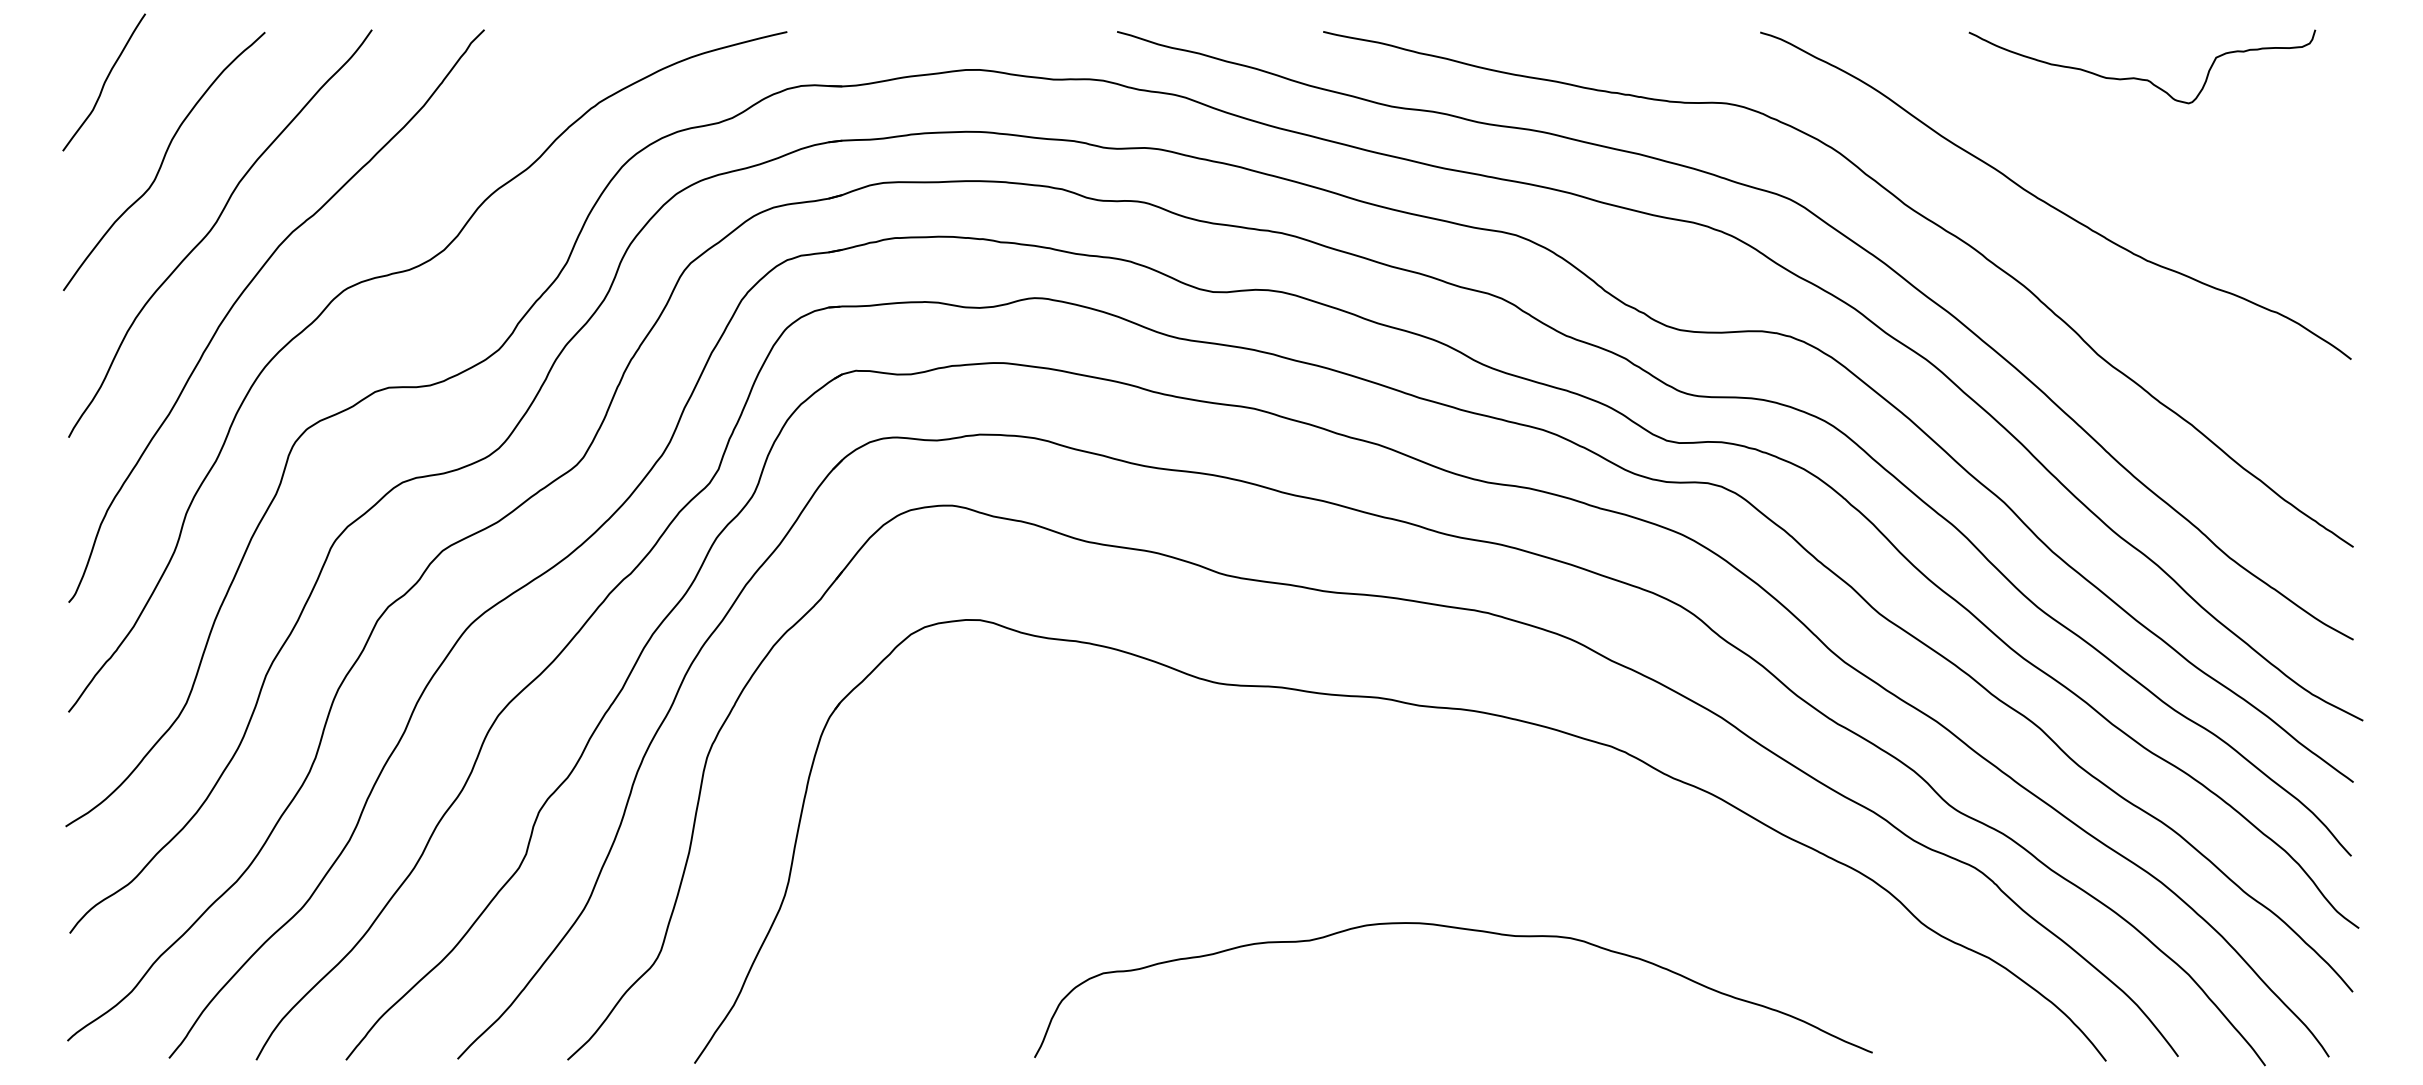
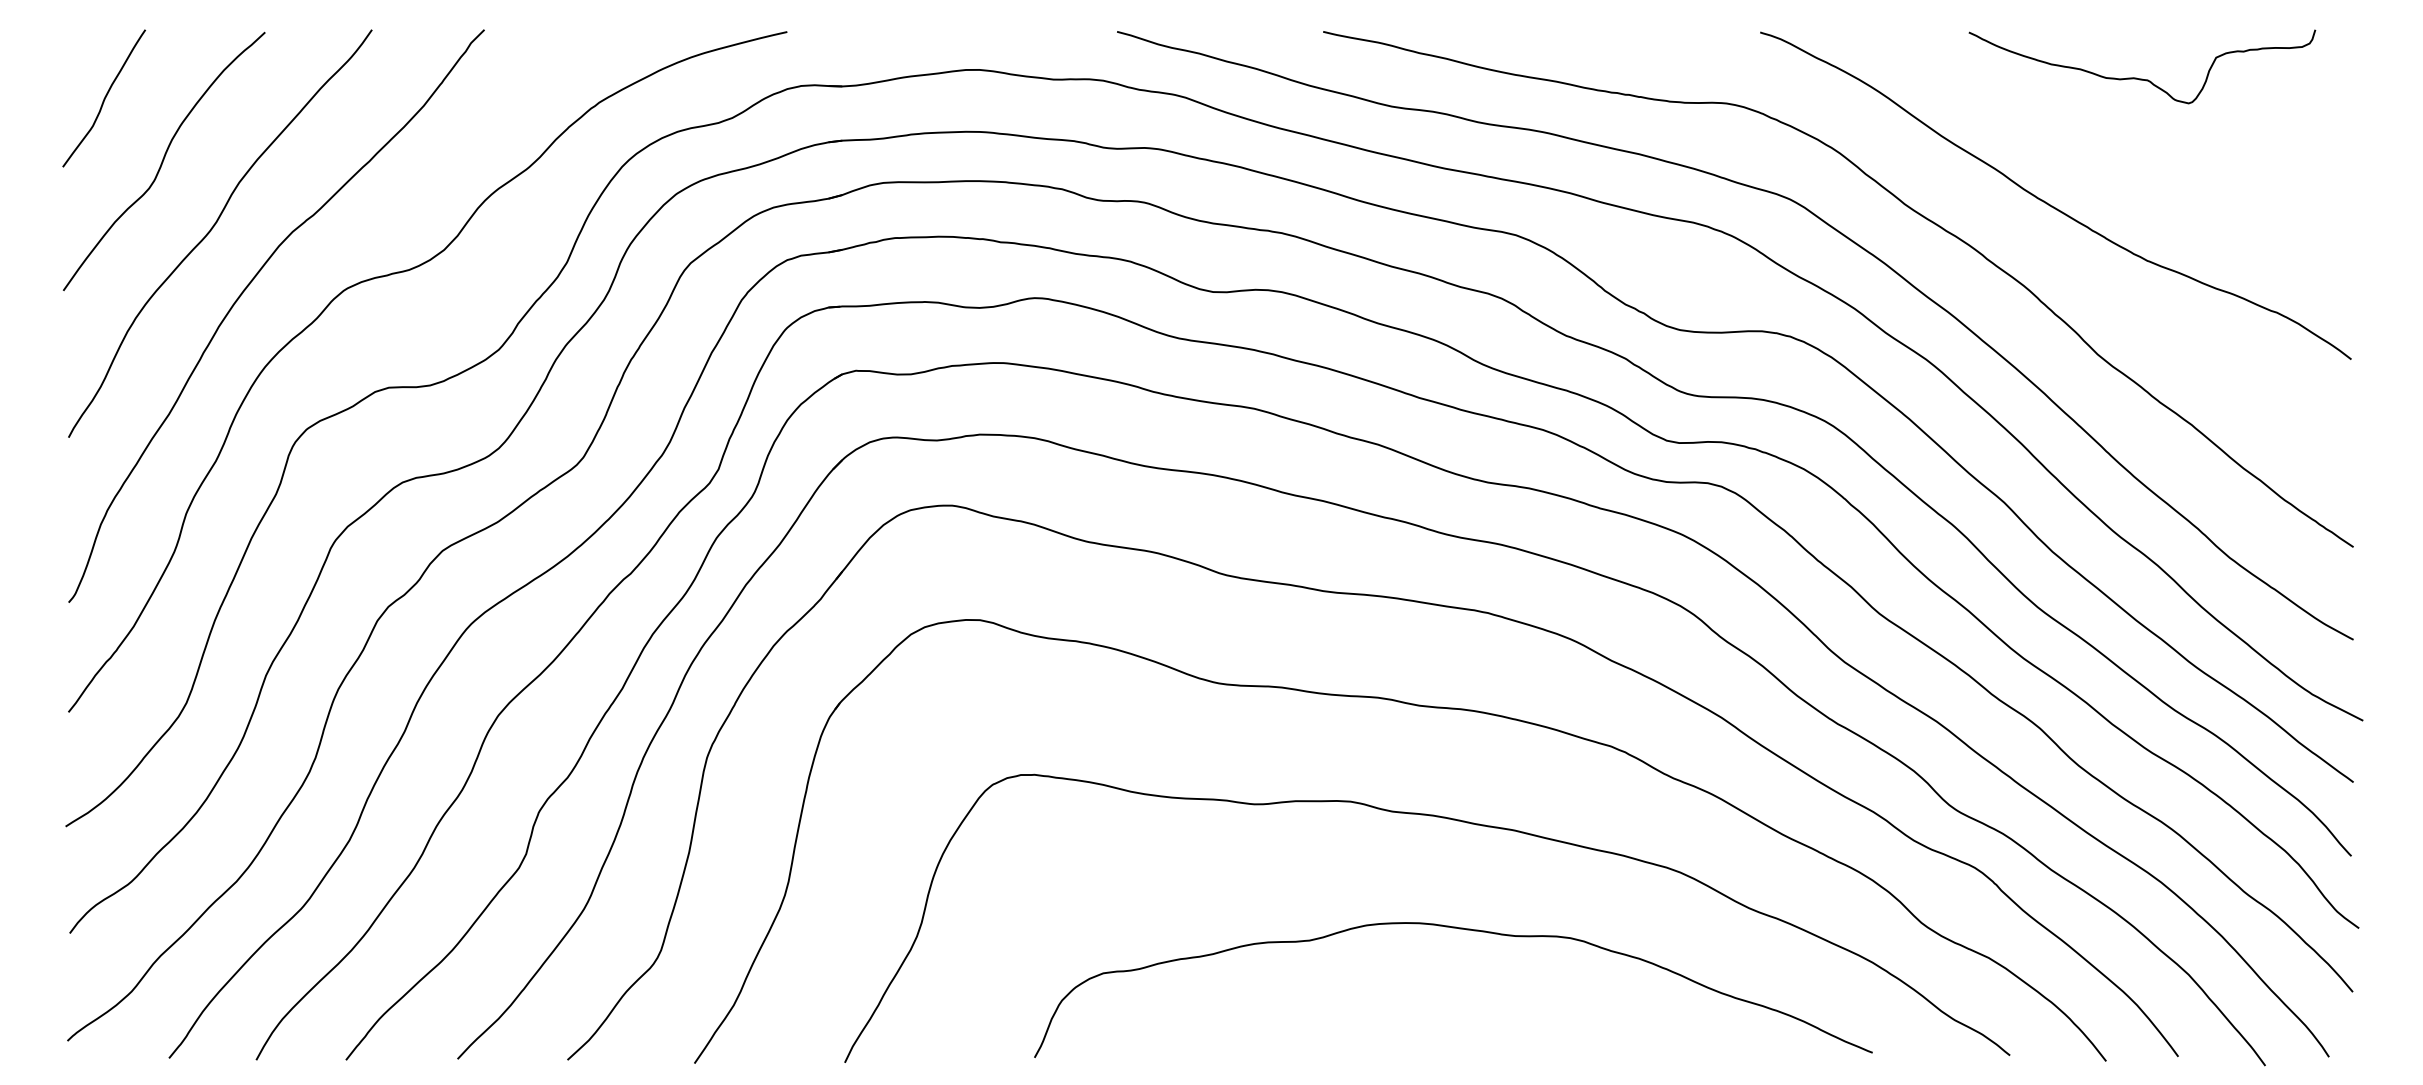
curve position: (103, 82) -> (103, 98) (103, 98)
curve: none -> present (1447, 819)
